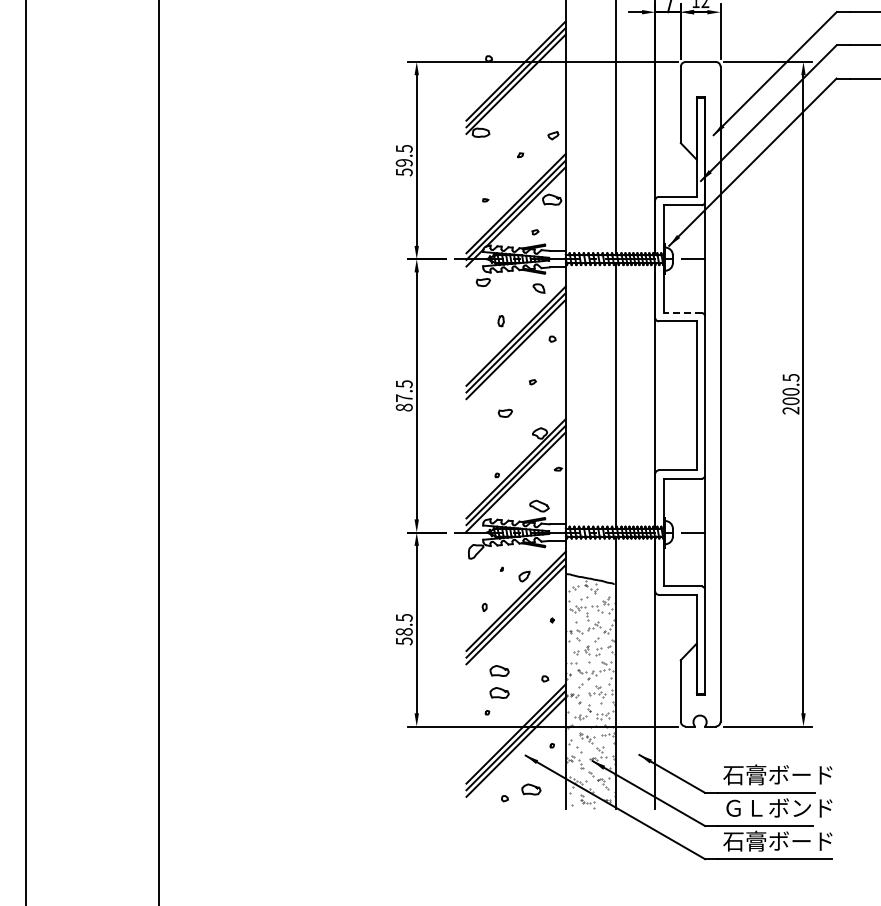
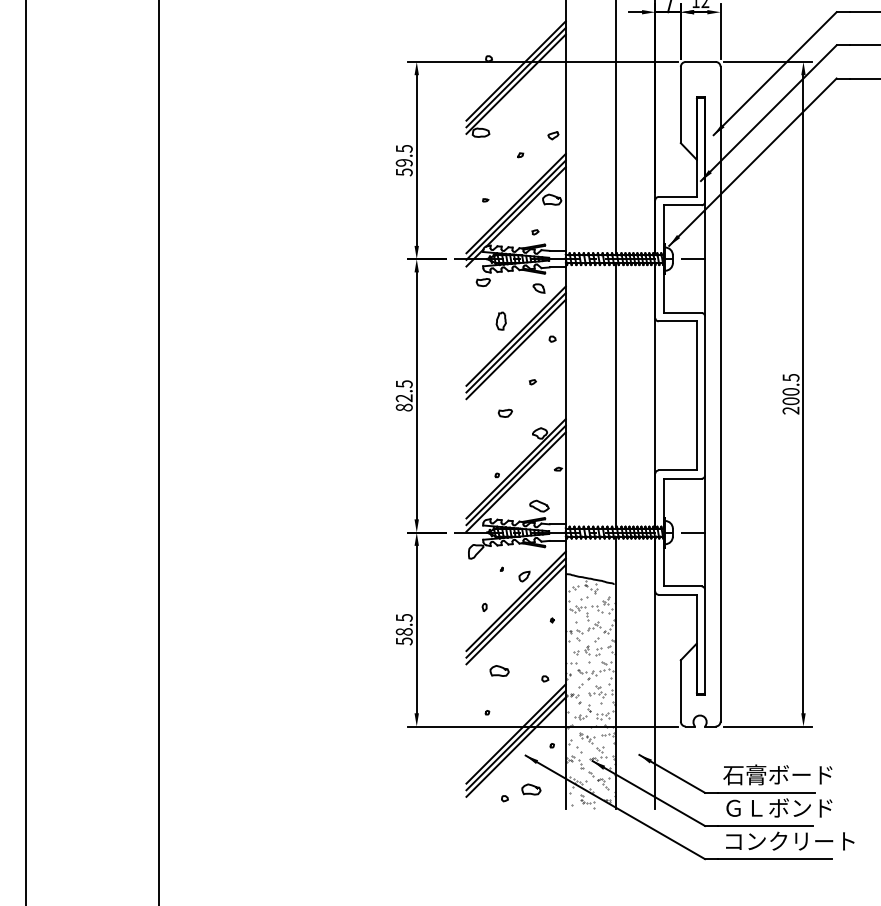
line: dashed -> solid (682, 313)
part size: 8x13 px -> 12x20 px (500, 320)
text: 87.5 -> 82.5 (403, 398)
part: present -> none (499, 692)
text: 石膏ボード -> コンクリート (788, 840)
